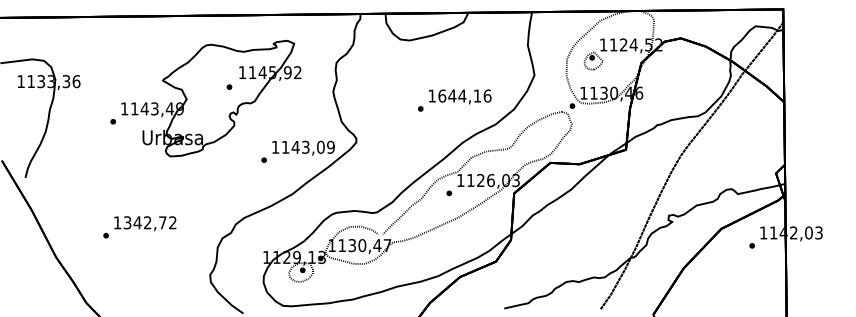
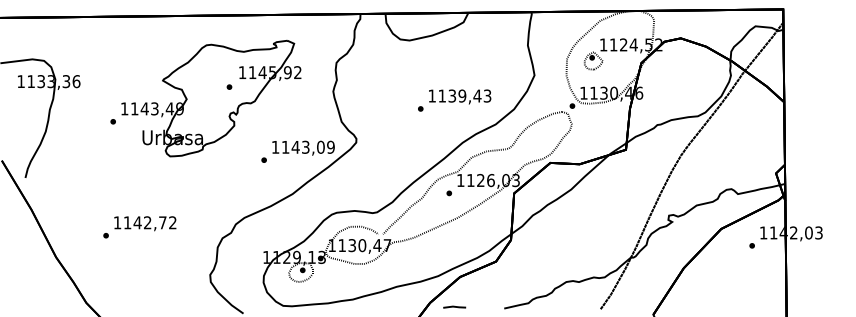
text: 1644,16 -> 1139,43 (464, 95)
text: 1342,72 -> 1142,72 (127, 222)
line: none -> present (454, 306)
